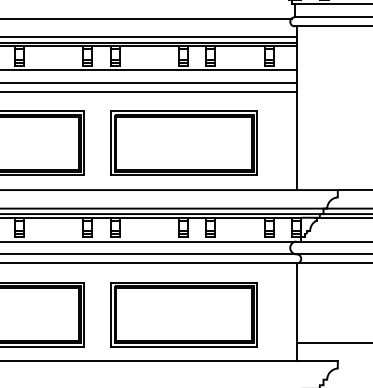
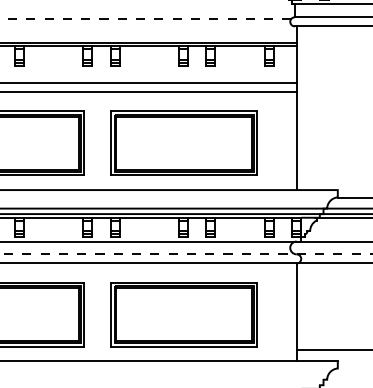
line: solid -> dashed (145, 18)
line: present -> none (149, 37)
line: present -> none (149, 70)
line position: (353, 190) -> (353, 198) (353, 198)
line: solid -> dashed (186, 254)
line position: (332, 342) -> (332, 349) (332, 349)
